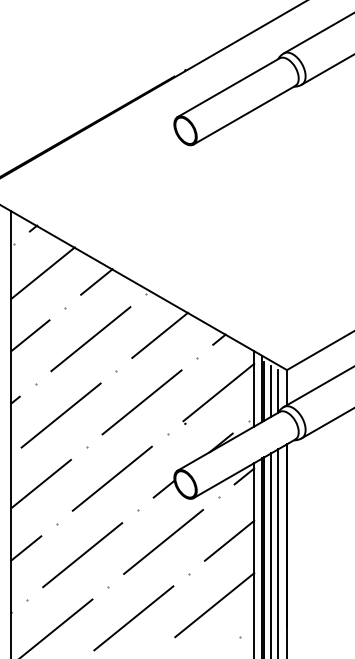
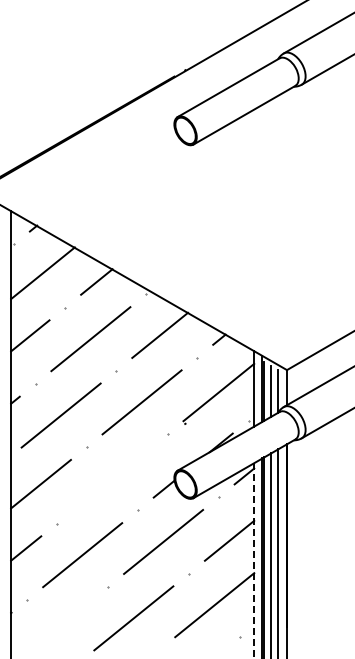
line: present -> none (111, 478)
line: solid -> dashed (254, 561)
line: present -> none (57, 627)
